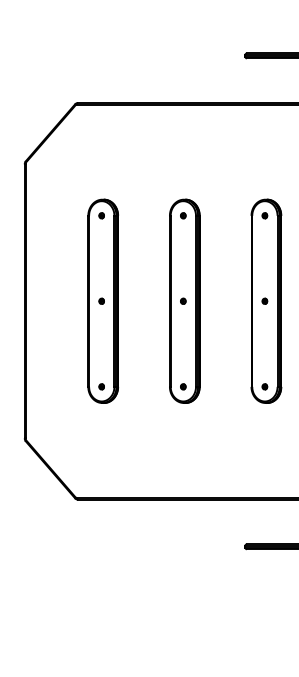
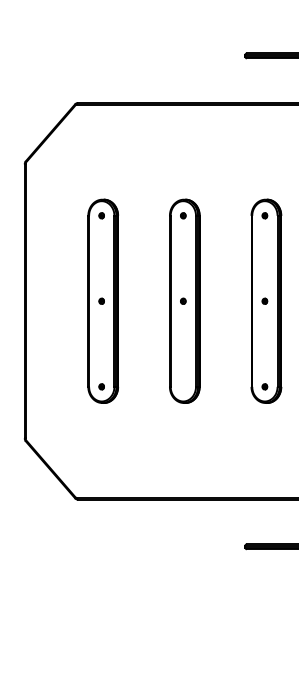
part: present -> none (183, 386)
